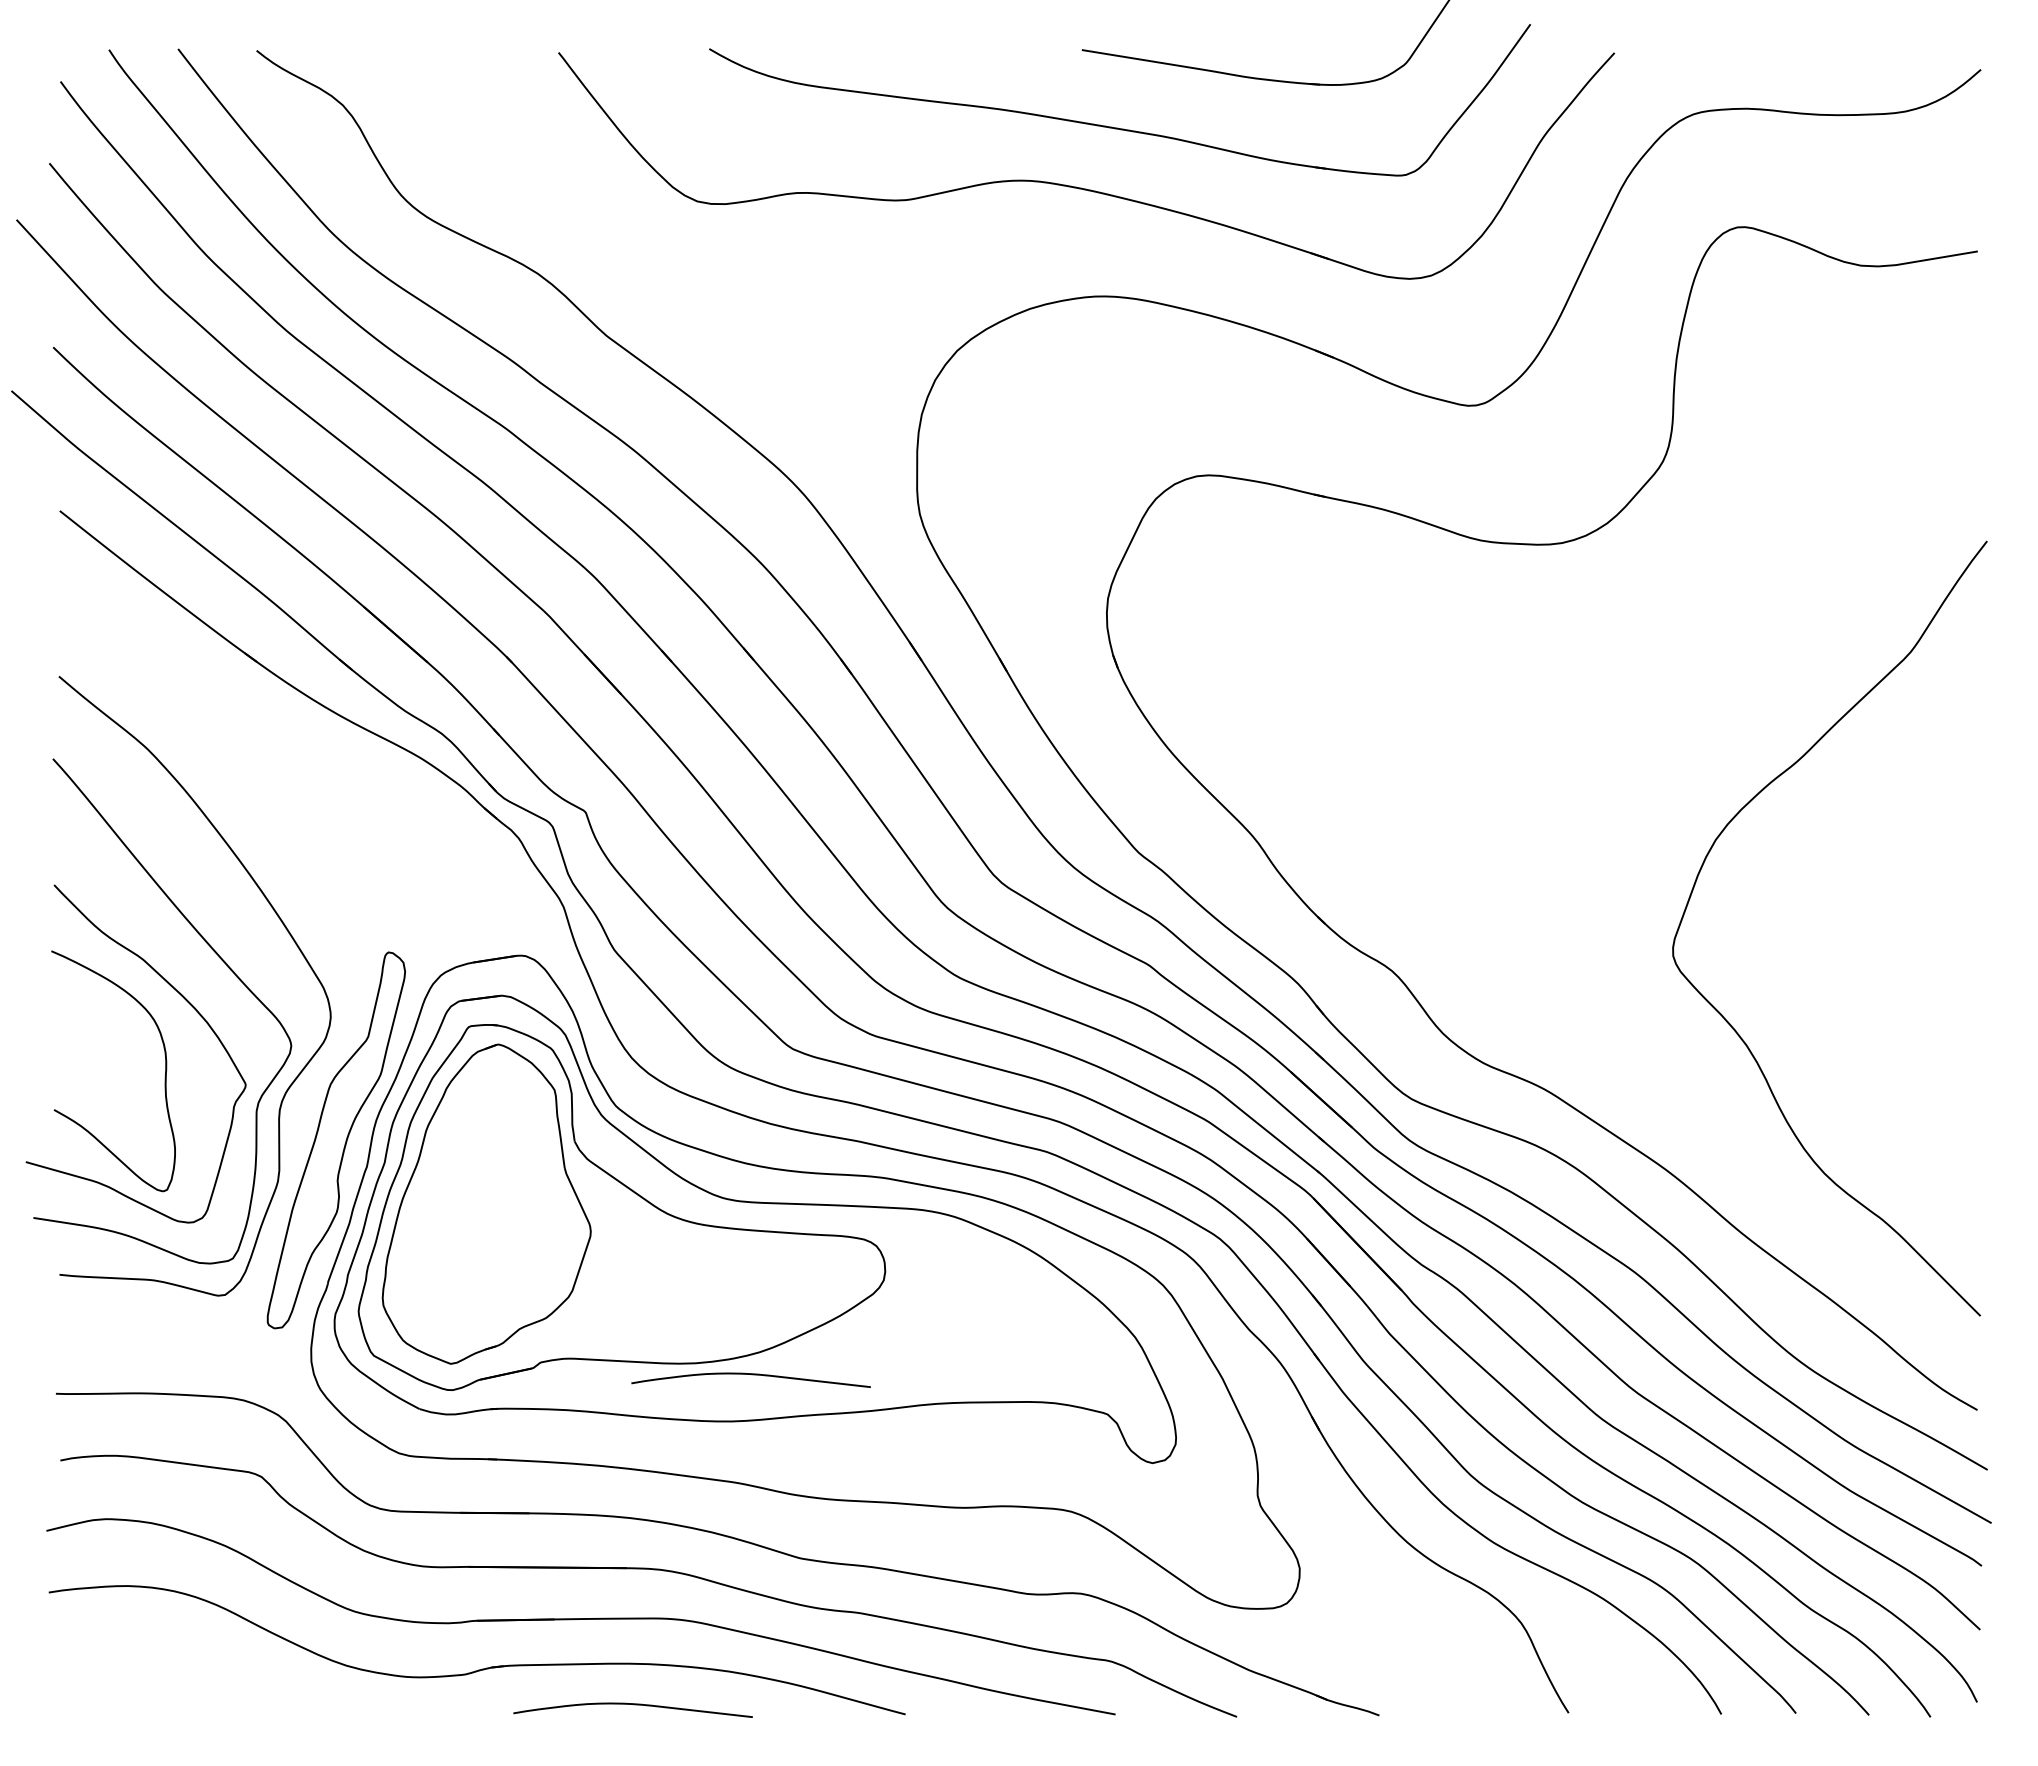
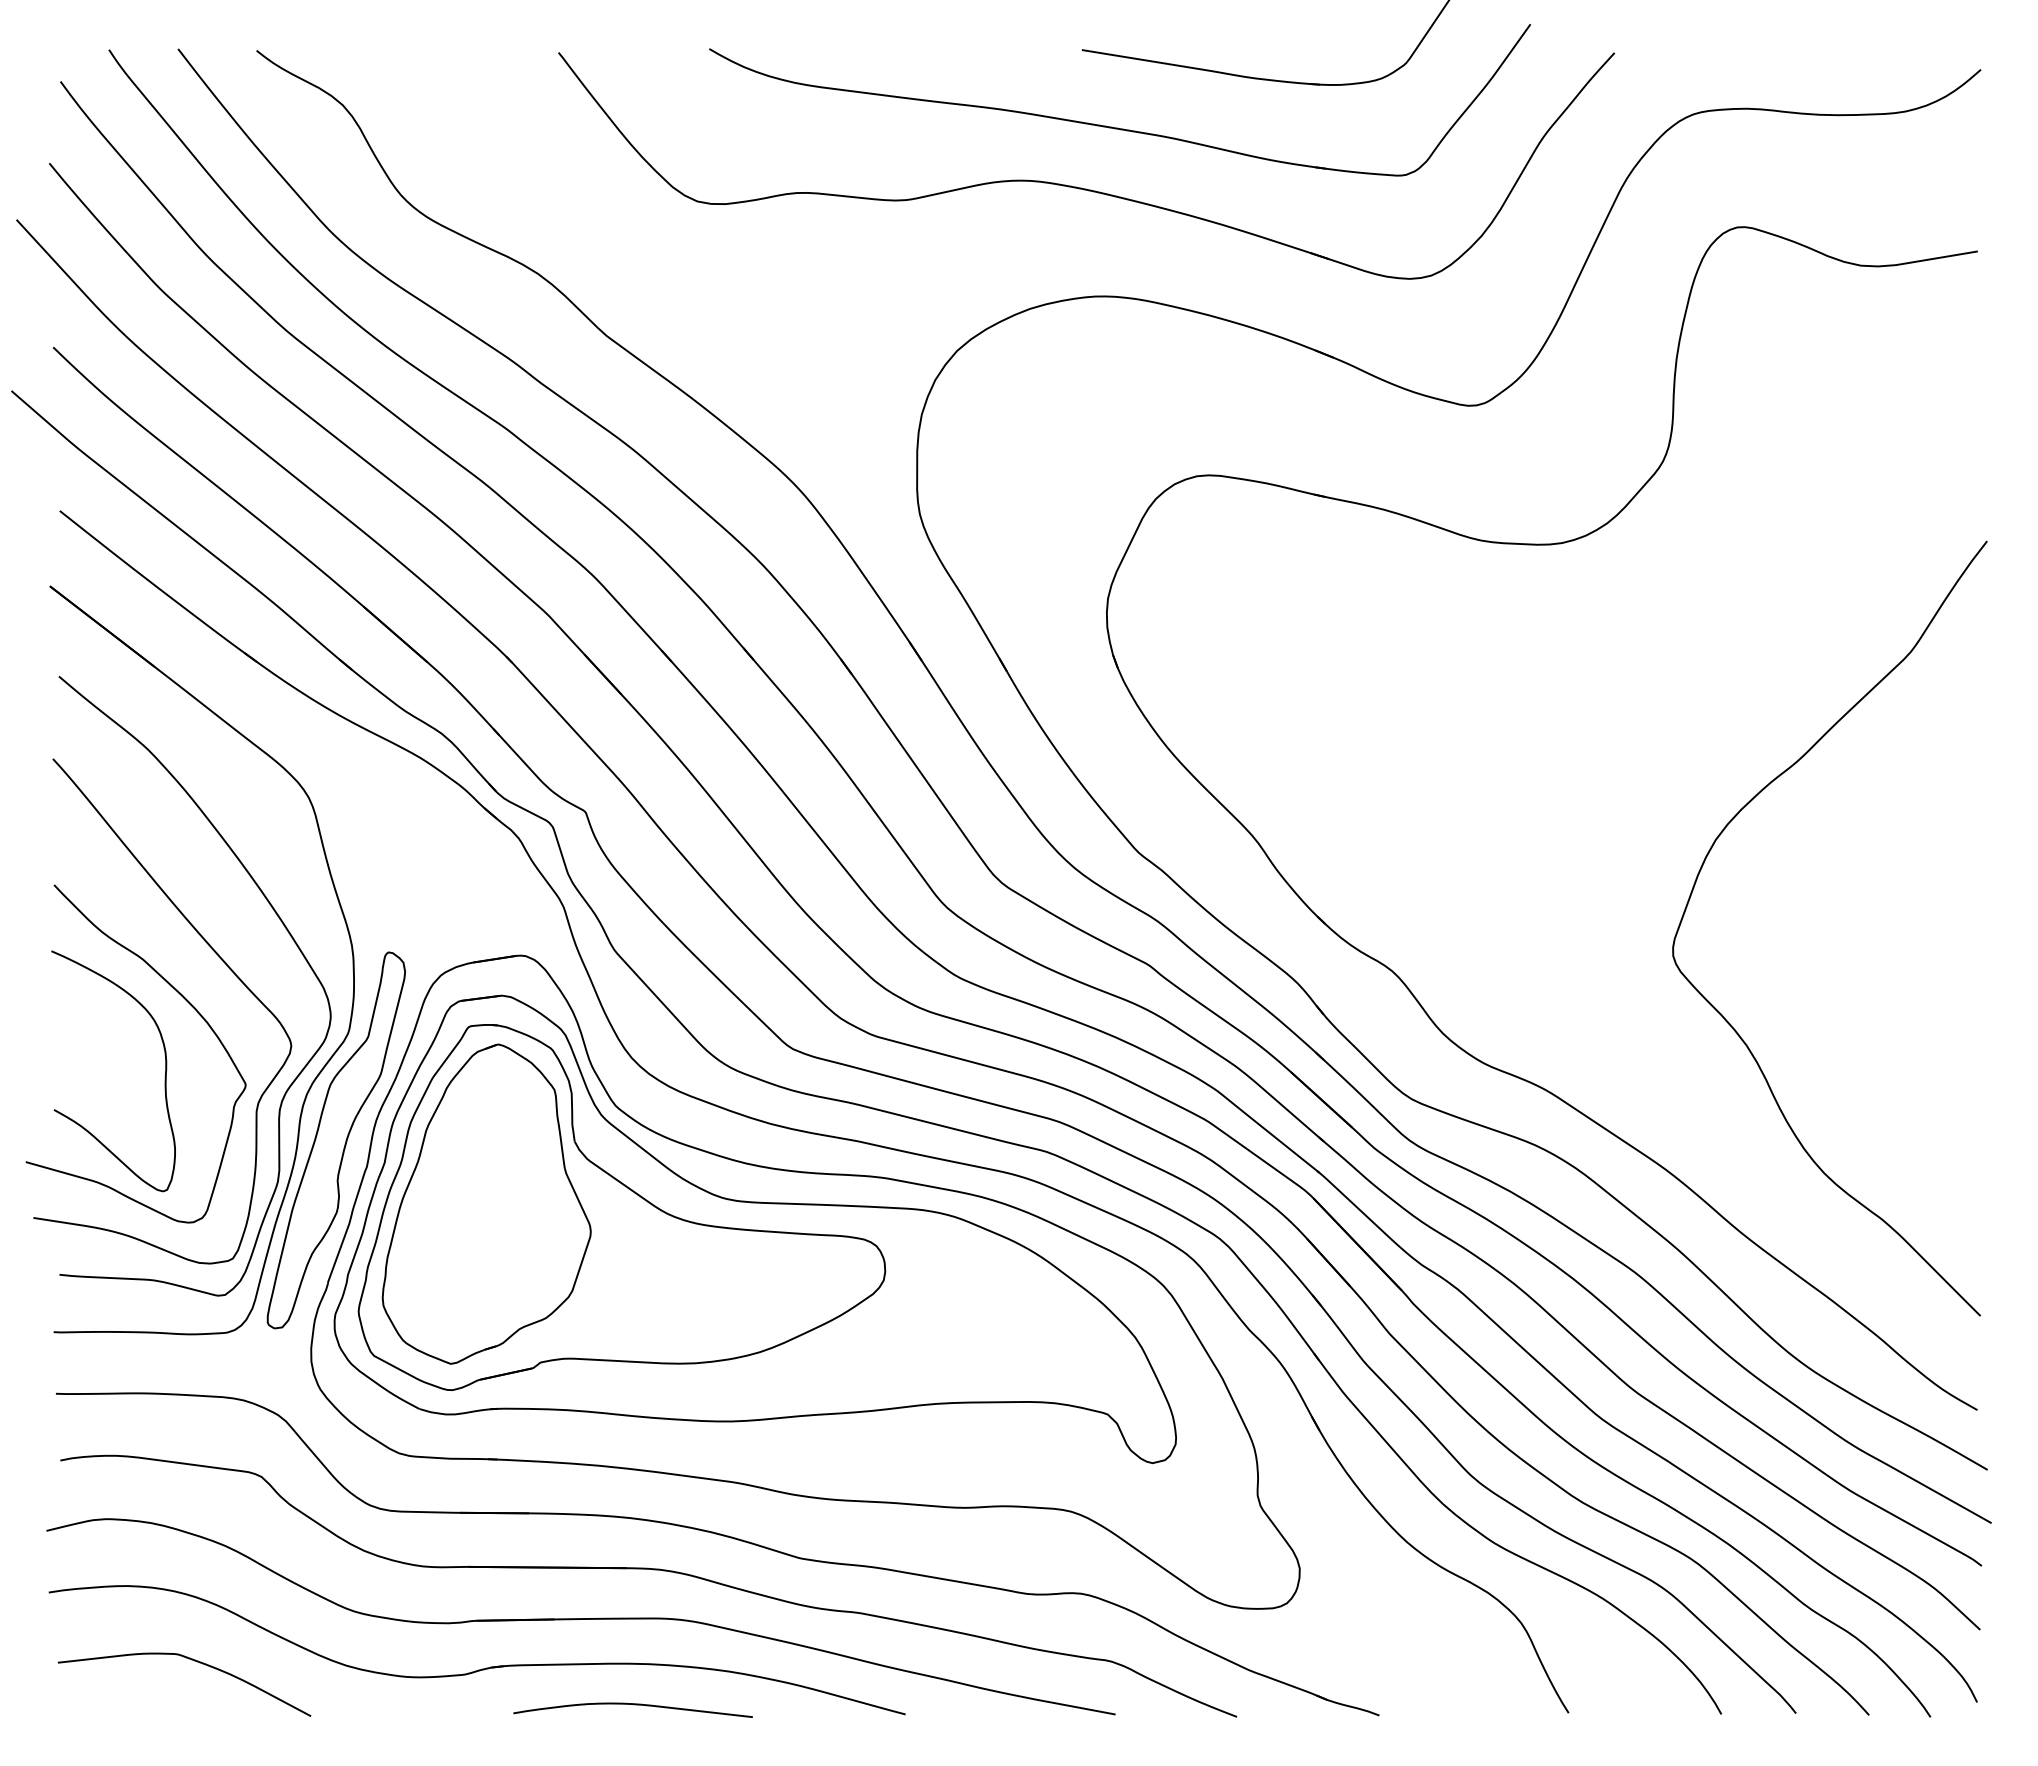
part: none -> present (341, 912)
curve: present -> none (751, 1375)
curve: none -> present (191, 1660)
